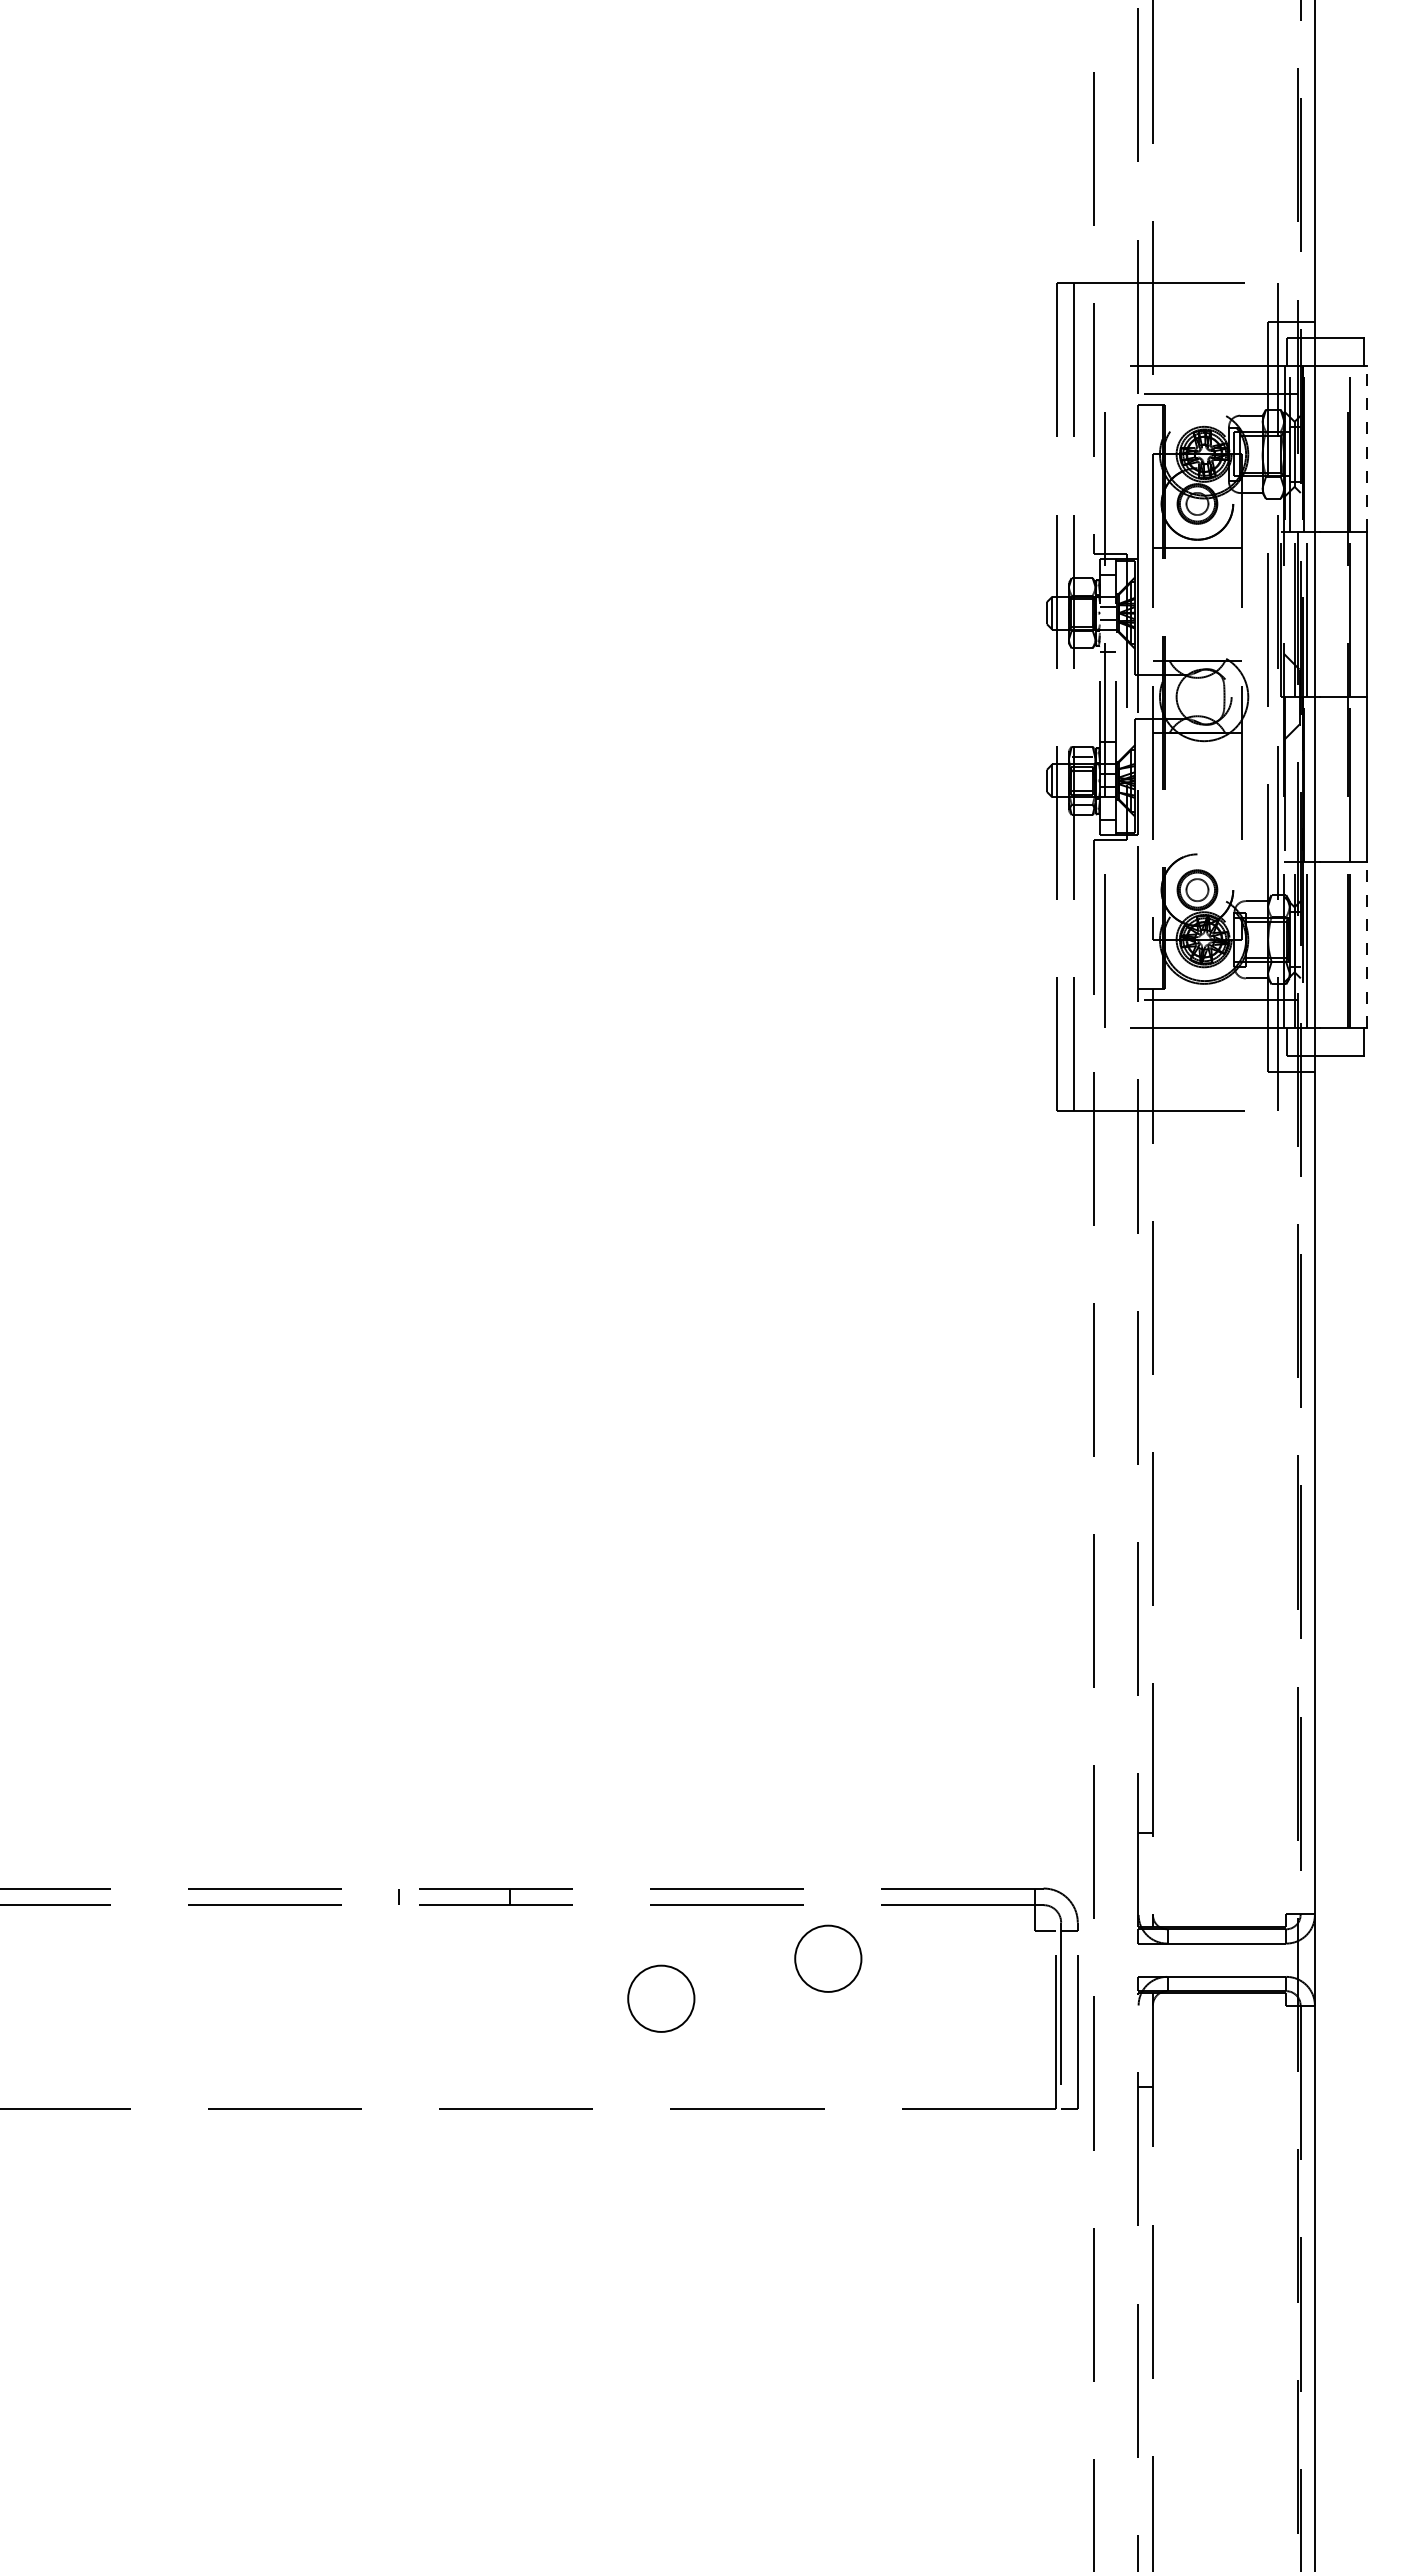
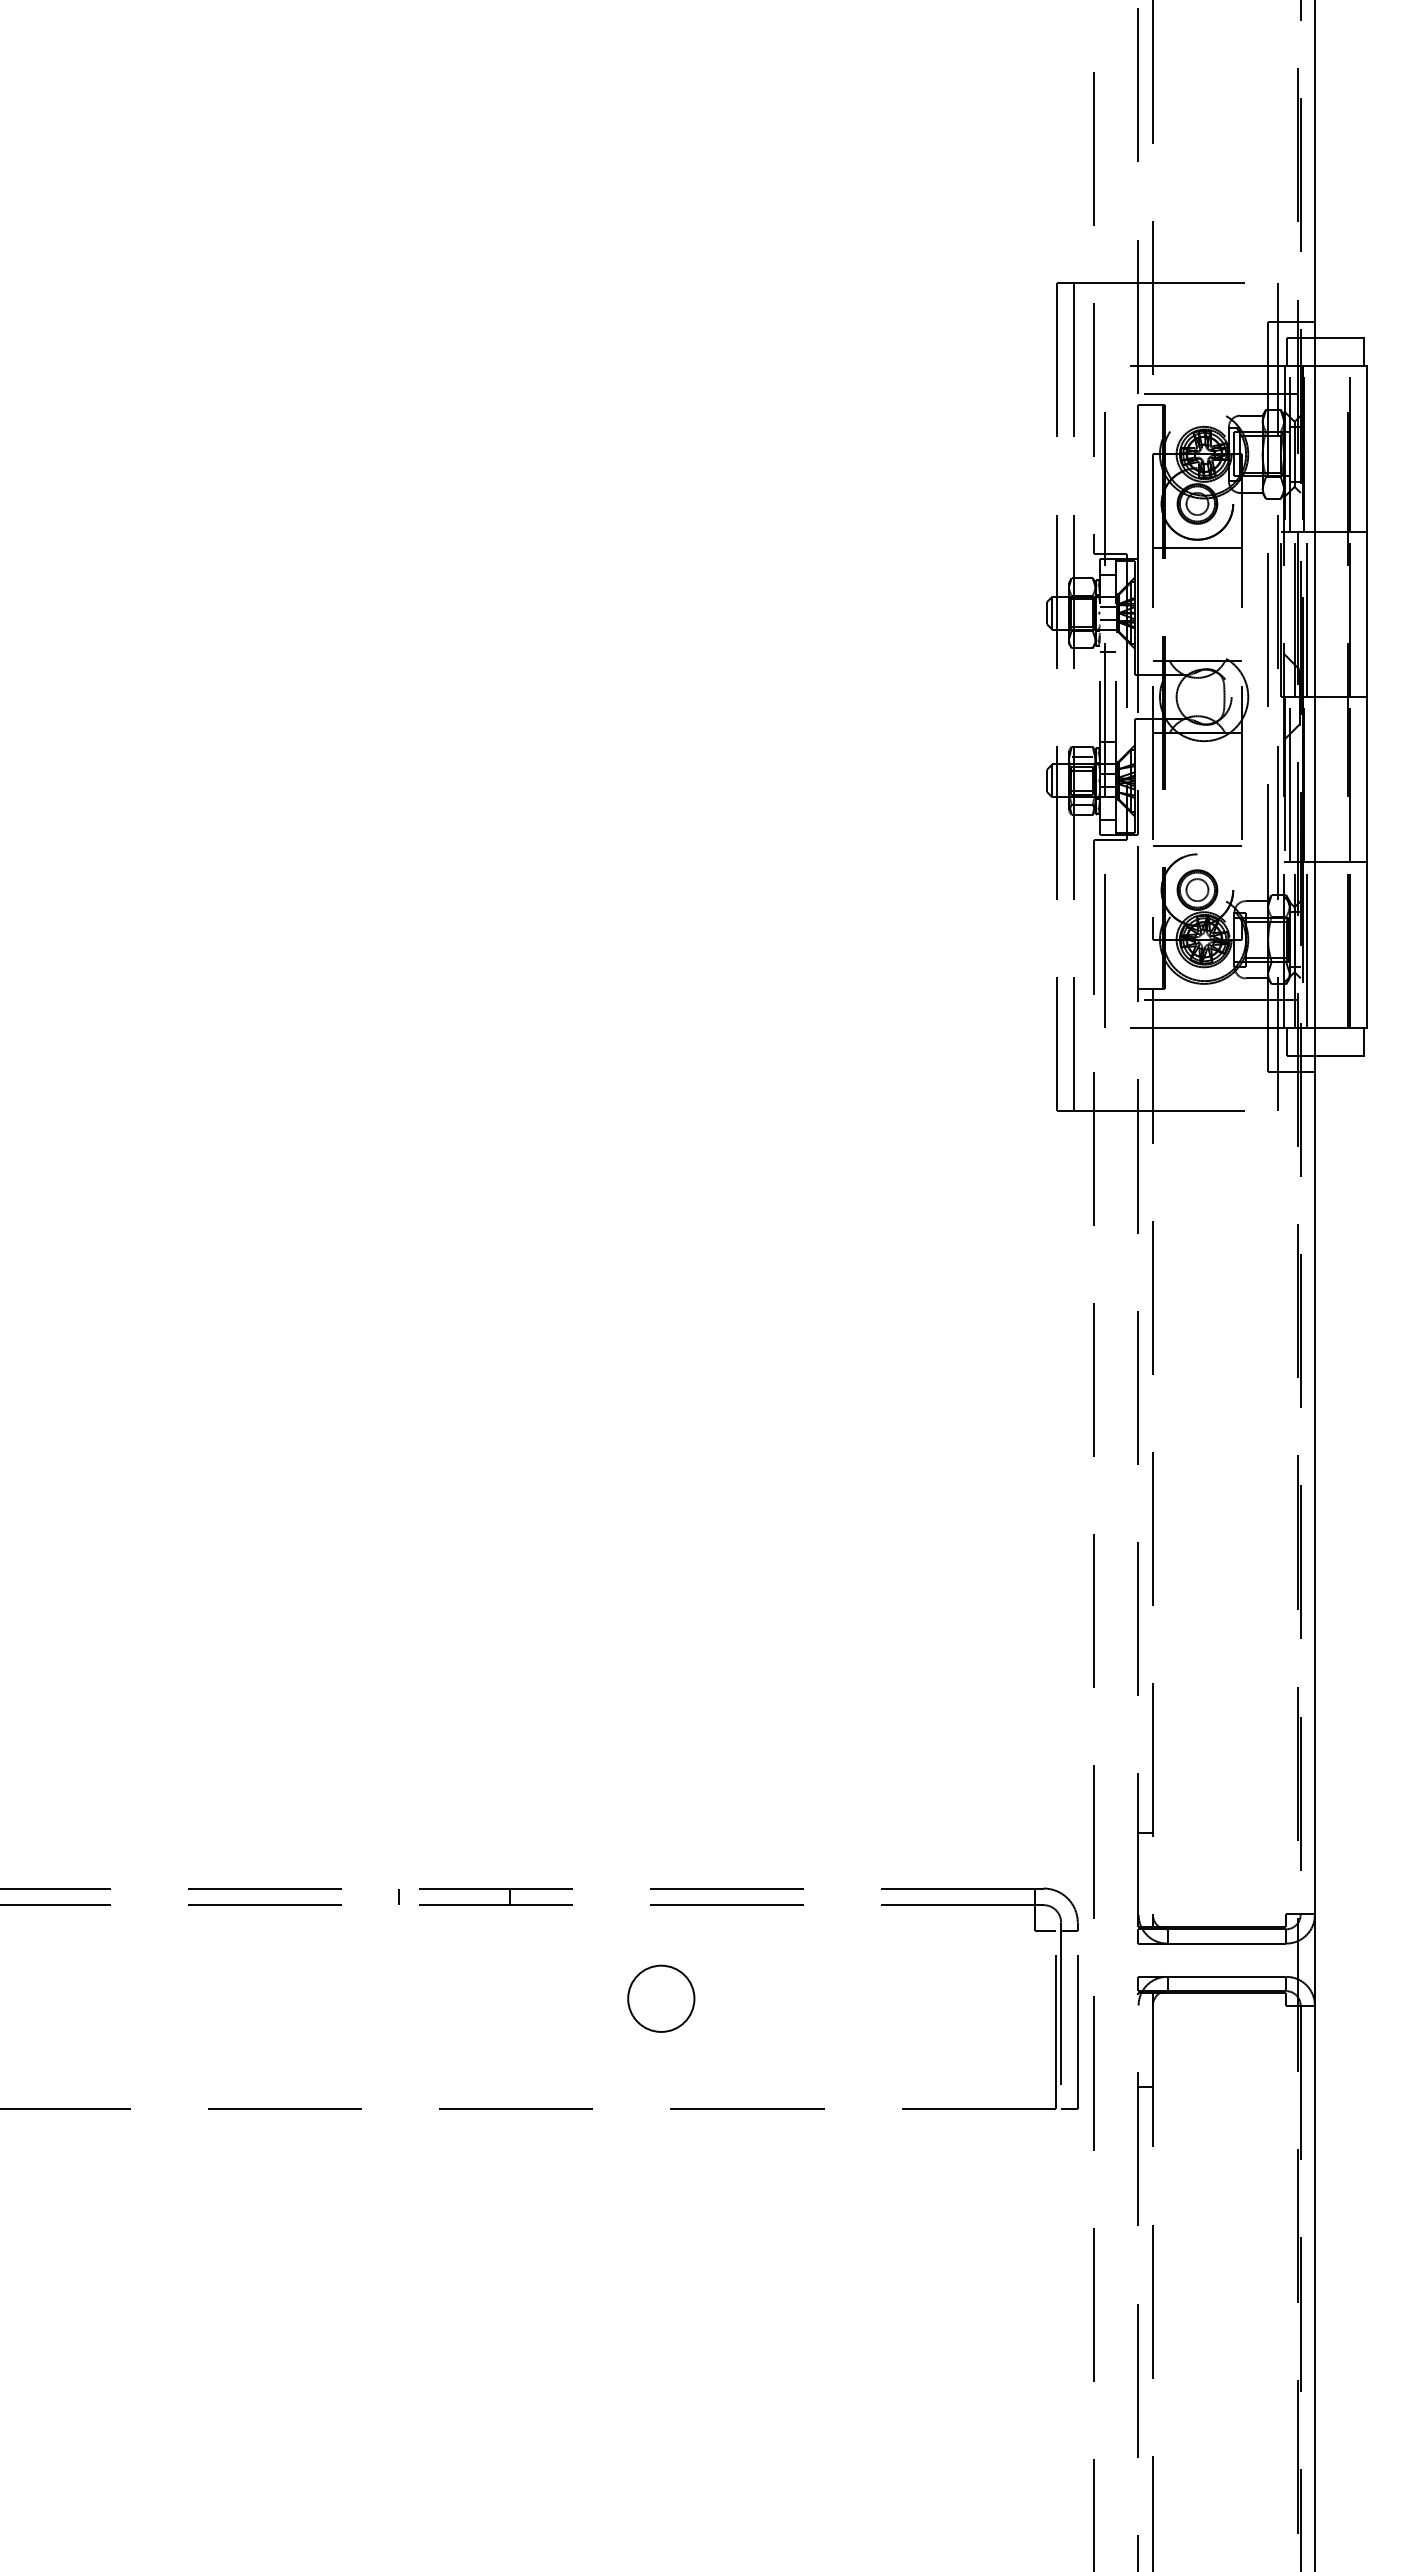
line: dashed -> solid (1366, 448)
line: none -> present (1289, 779)
line: none -> present (1197, 845)
line: dashed -> solid (1366, 945)
circle: present -> none (828, 1958)
